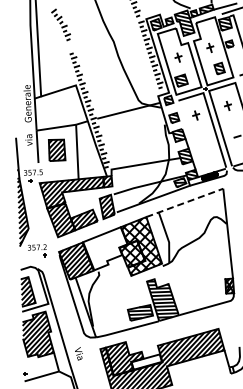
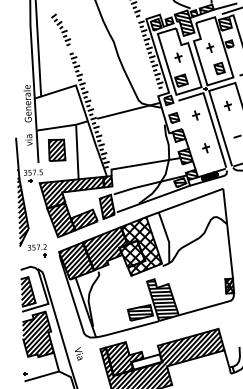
part position: (60, 24) -> (60, 29) (60, 29)
part: none -> present (206, 148)
line: dashed -> solid (184, 202)
hatch: none -> present (104, 248)
